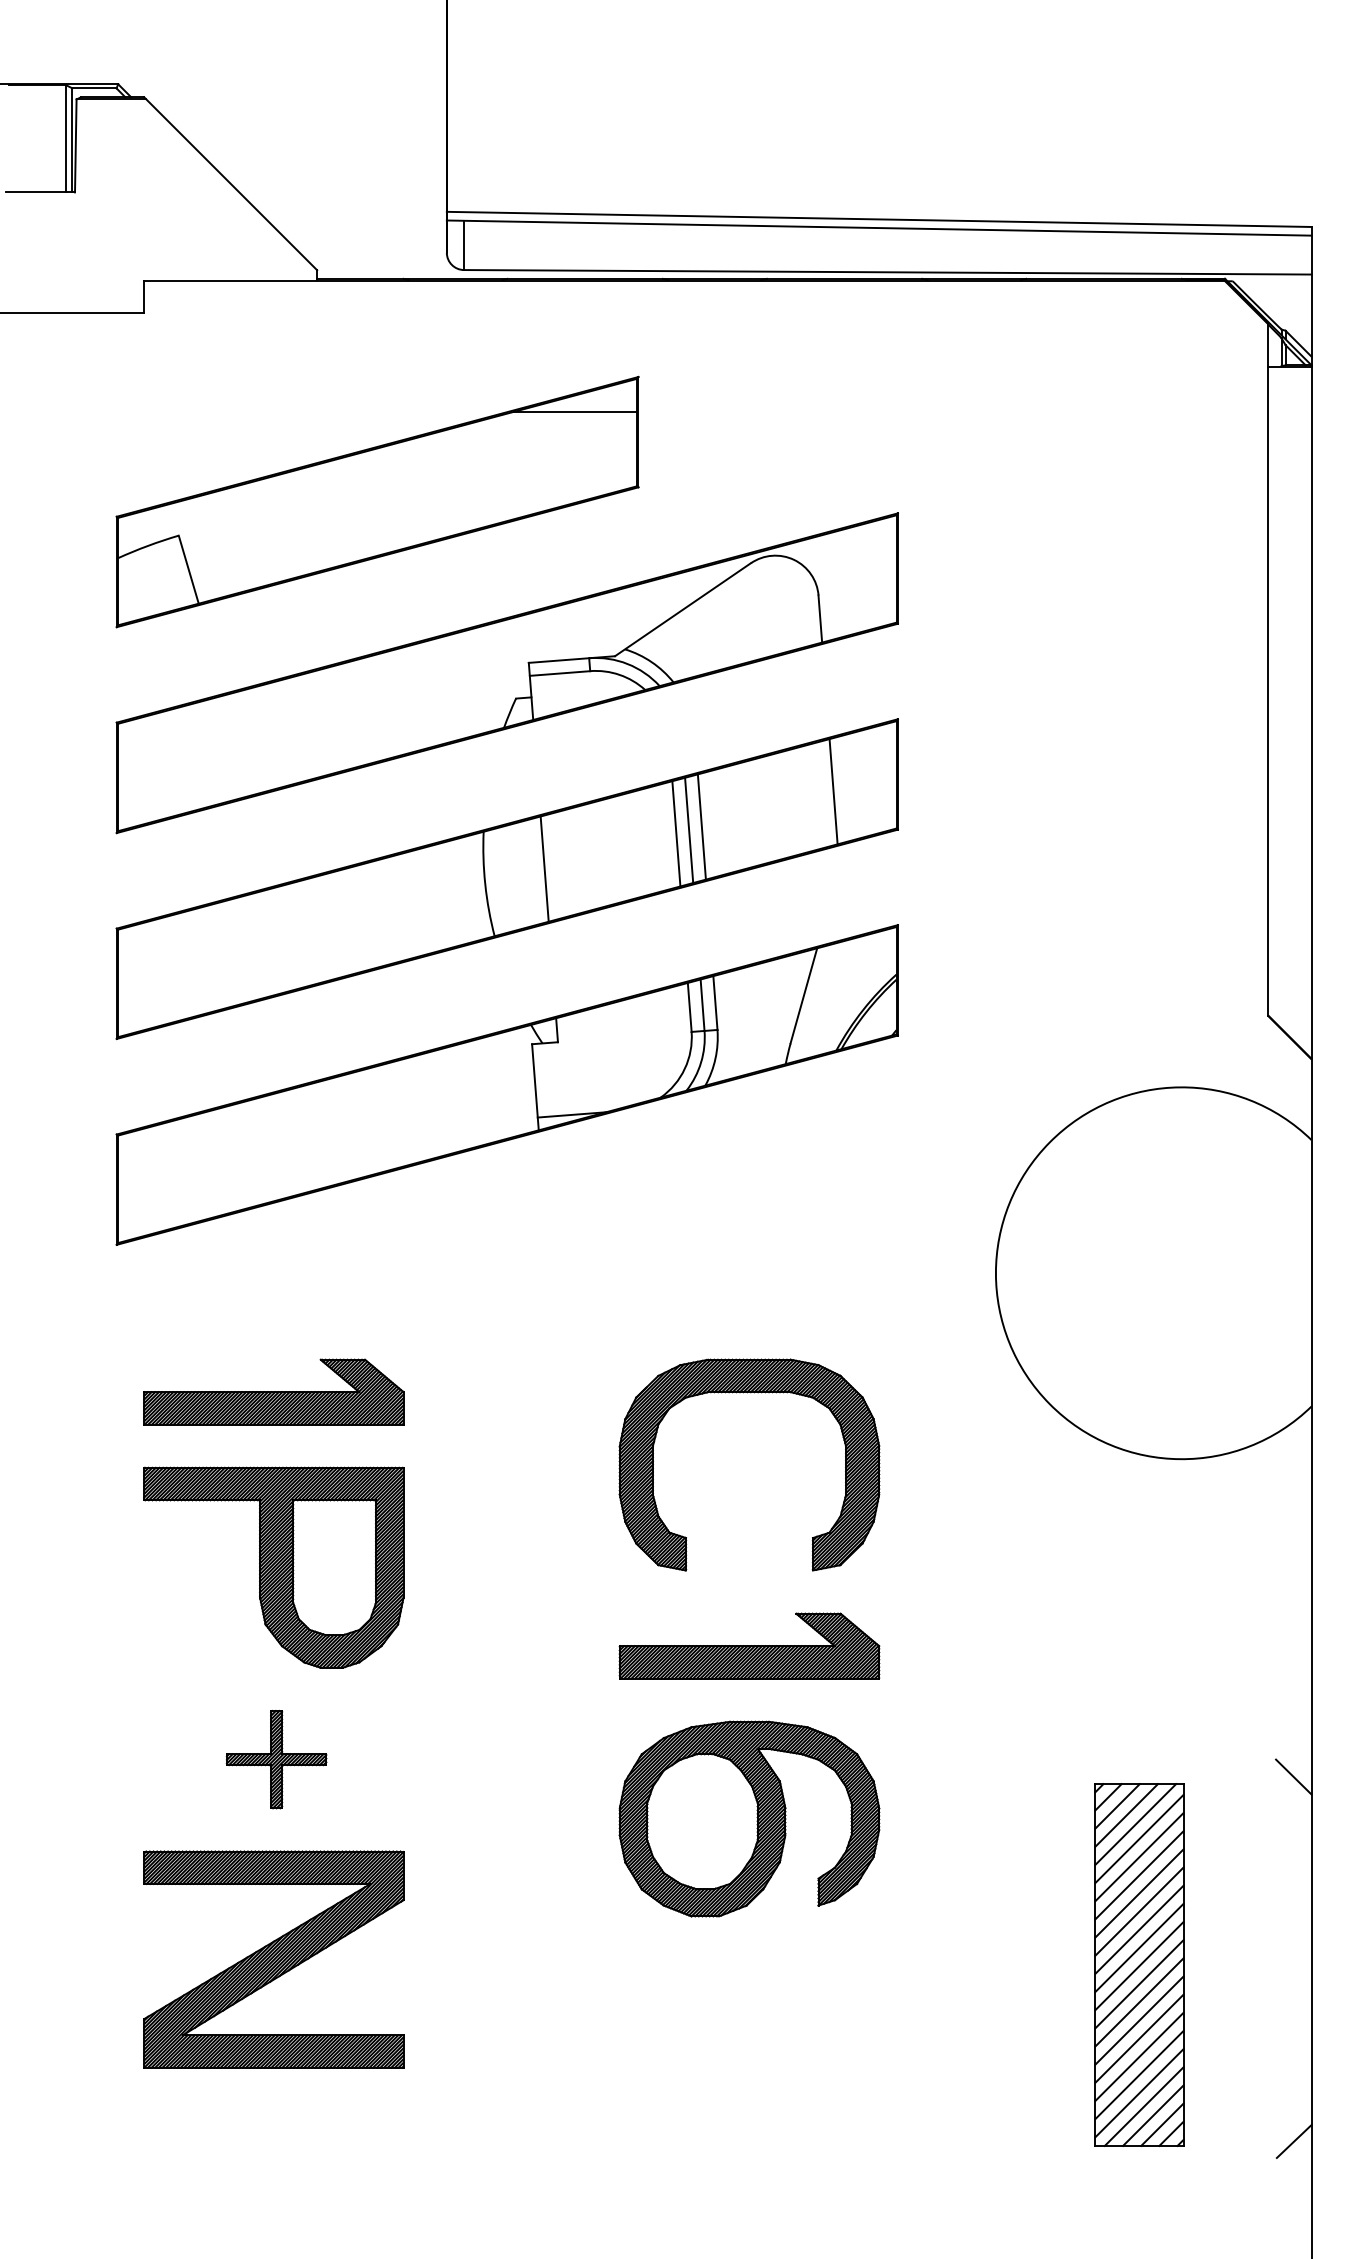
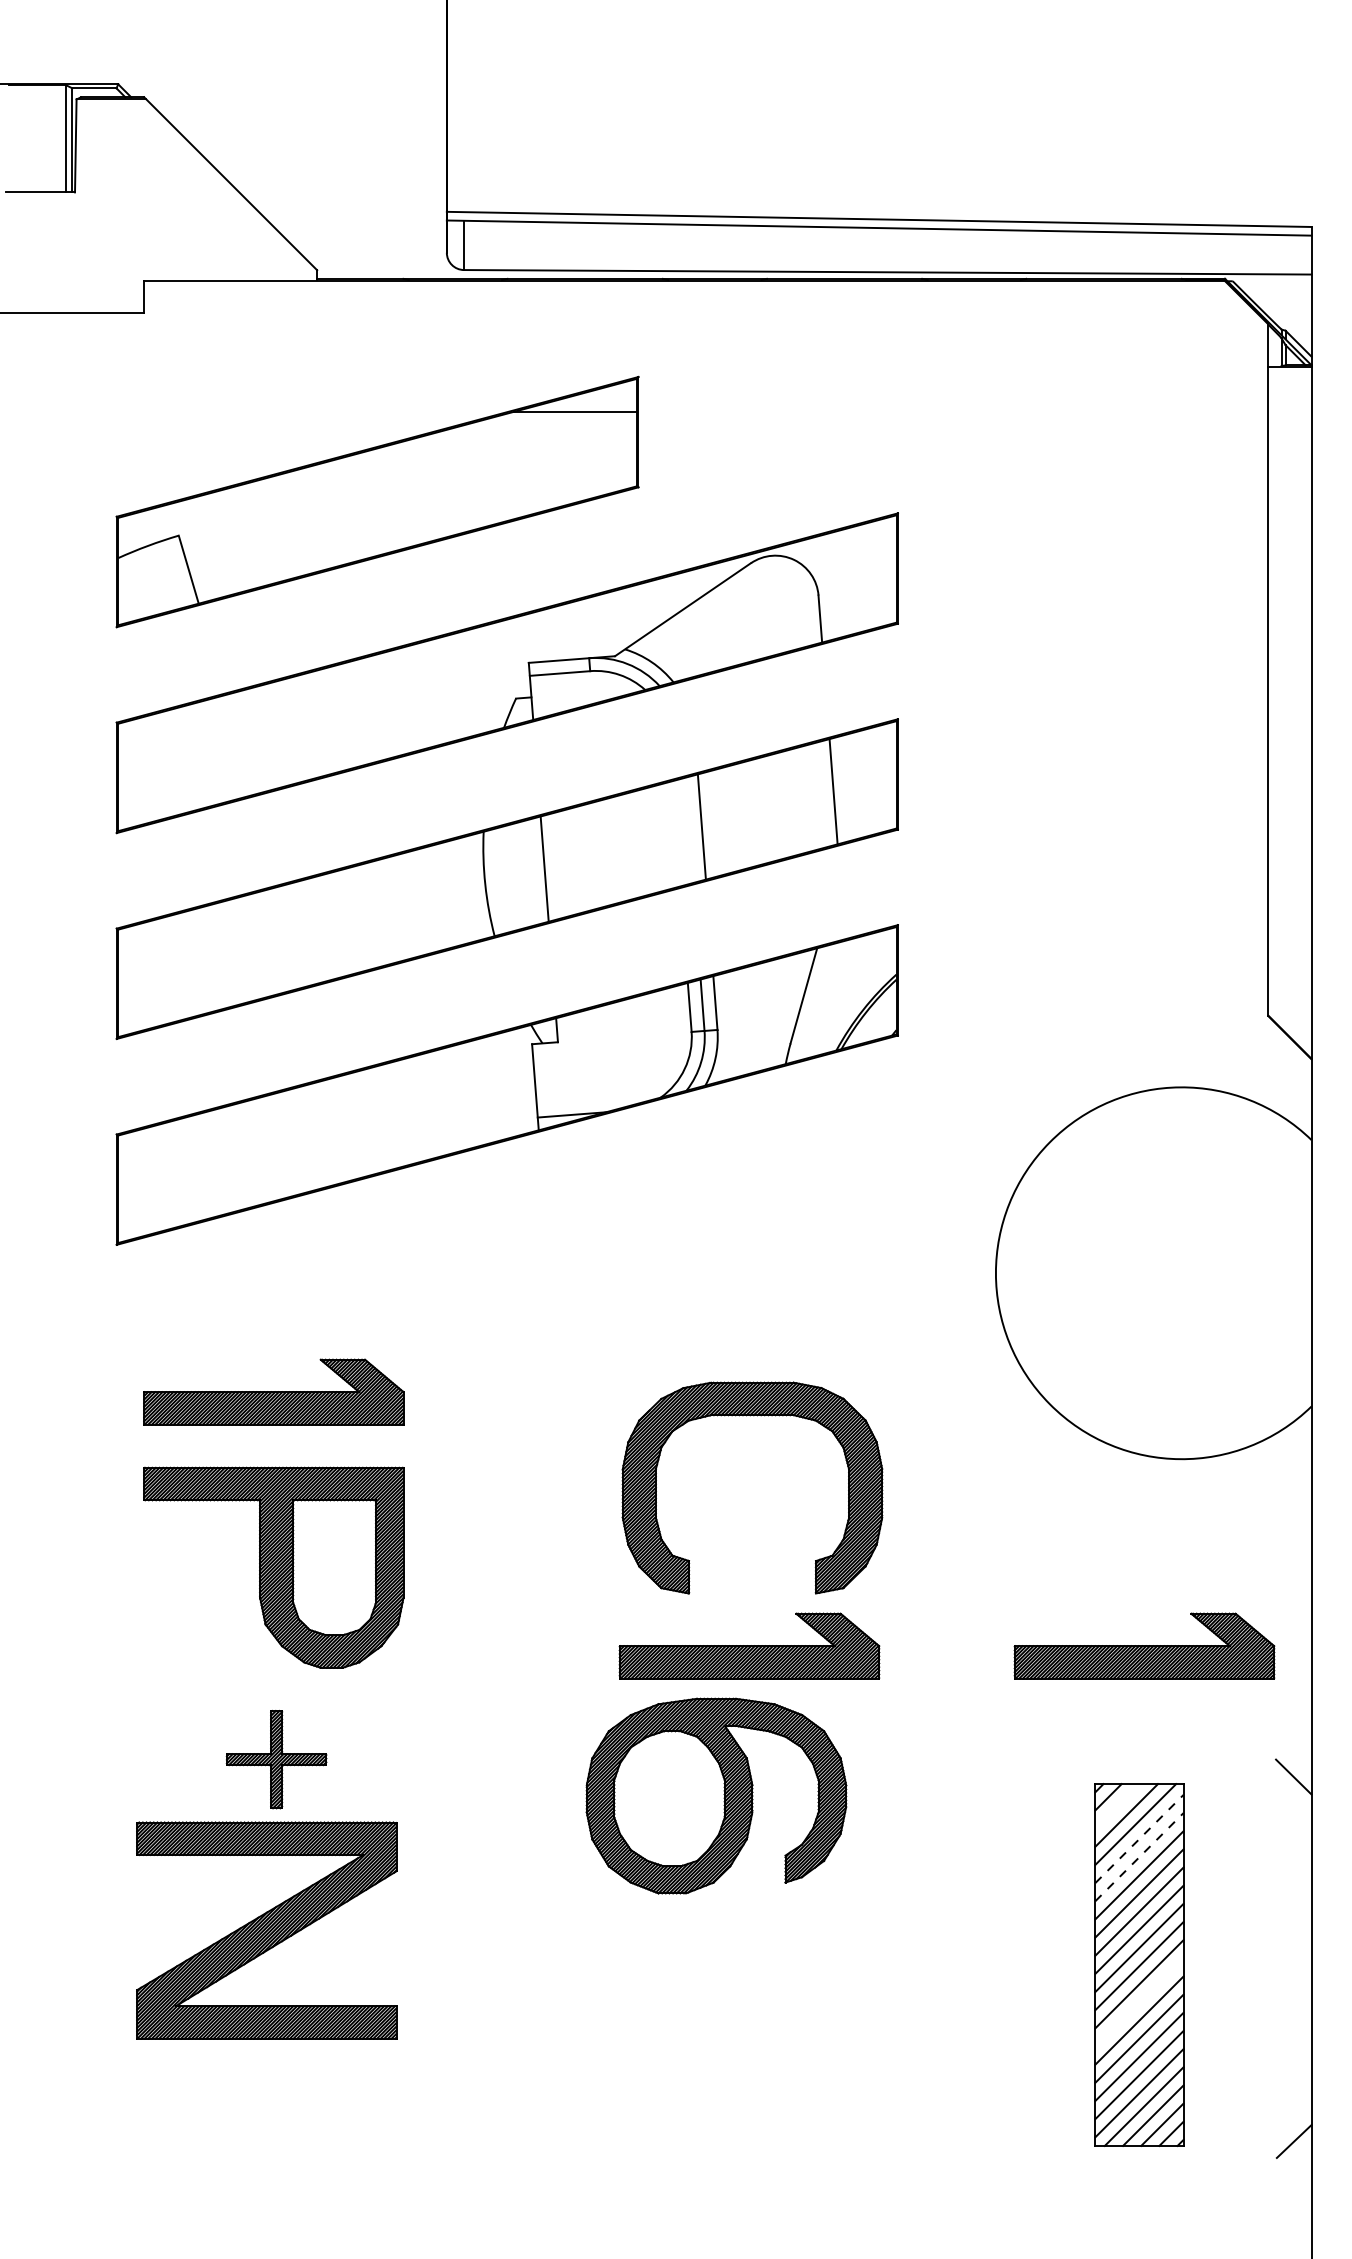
line: present -> none (689, 830)
line: present -> none (676, 833)
part position: (750, 1393) -> (753, 1416) (753, 1416)
part: none -> present (1144, 1645)
line: present -> none (1117, 1806)
part position: (749, 1818) -> (716, 1795) (716, 1795)
line: solid -> dashed (1139, 1838)
line: solid -> dashed (1139, 1856)
part position: (273, 1959) -> (266, 1930) (266, 1930)
line: present -> none (1139, 2002)
